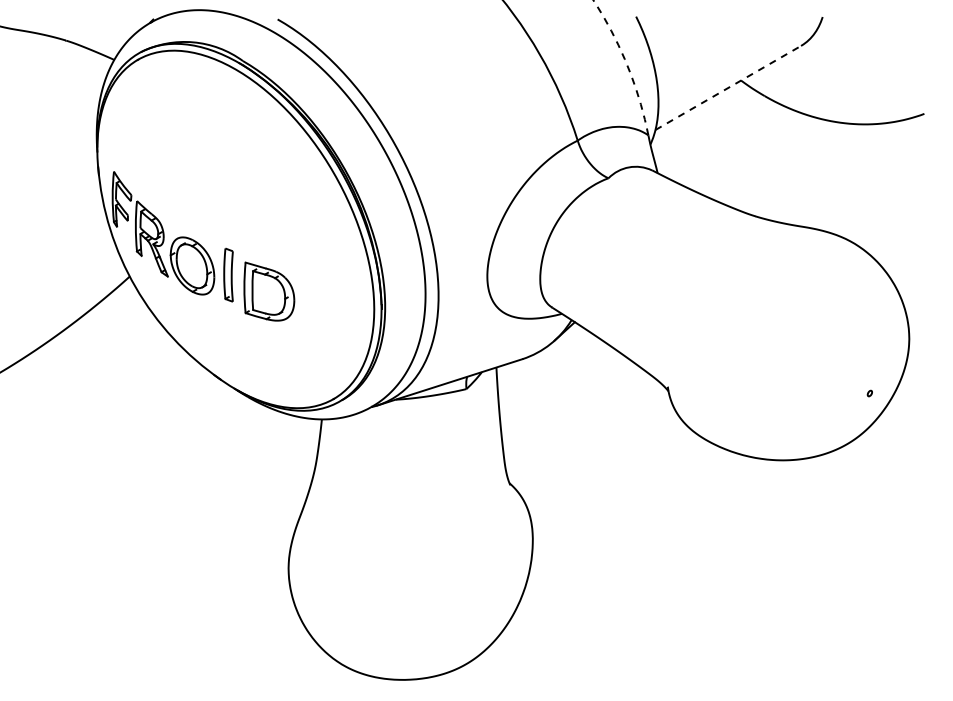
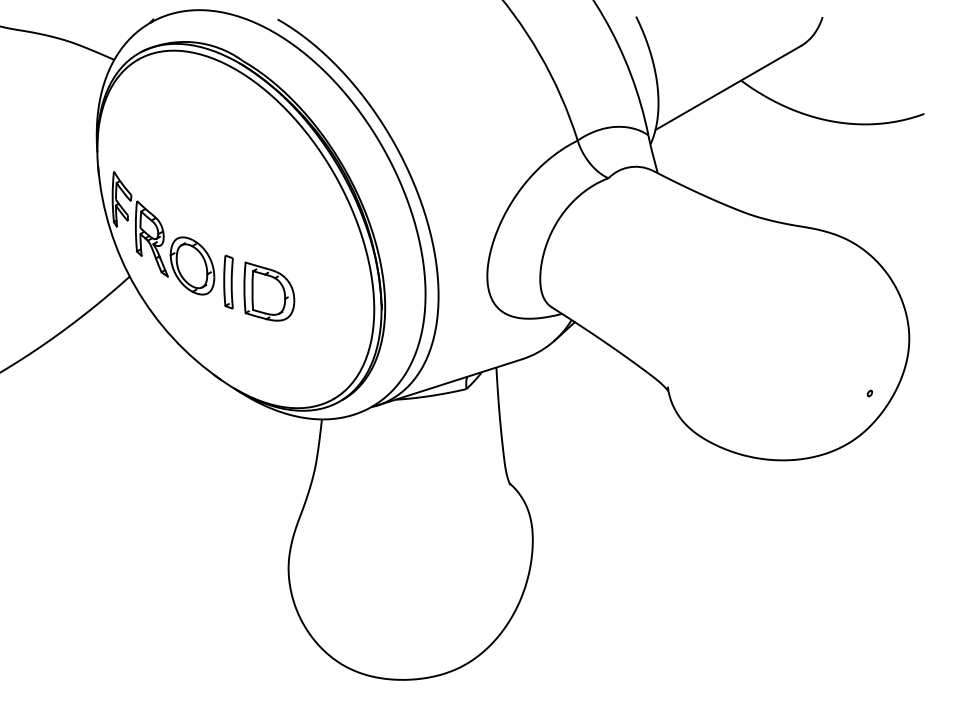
arc: dashed -> solid (626, 64)
line: dashed -> solid (728, 87)
part position: (228, 274) -> (228, 281) (228, 281)
